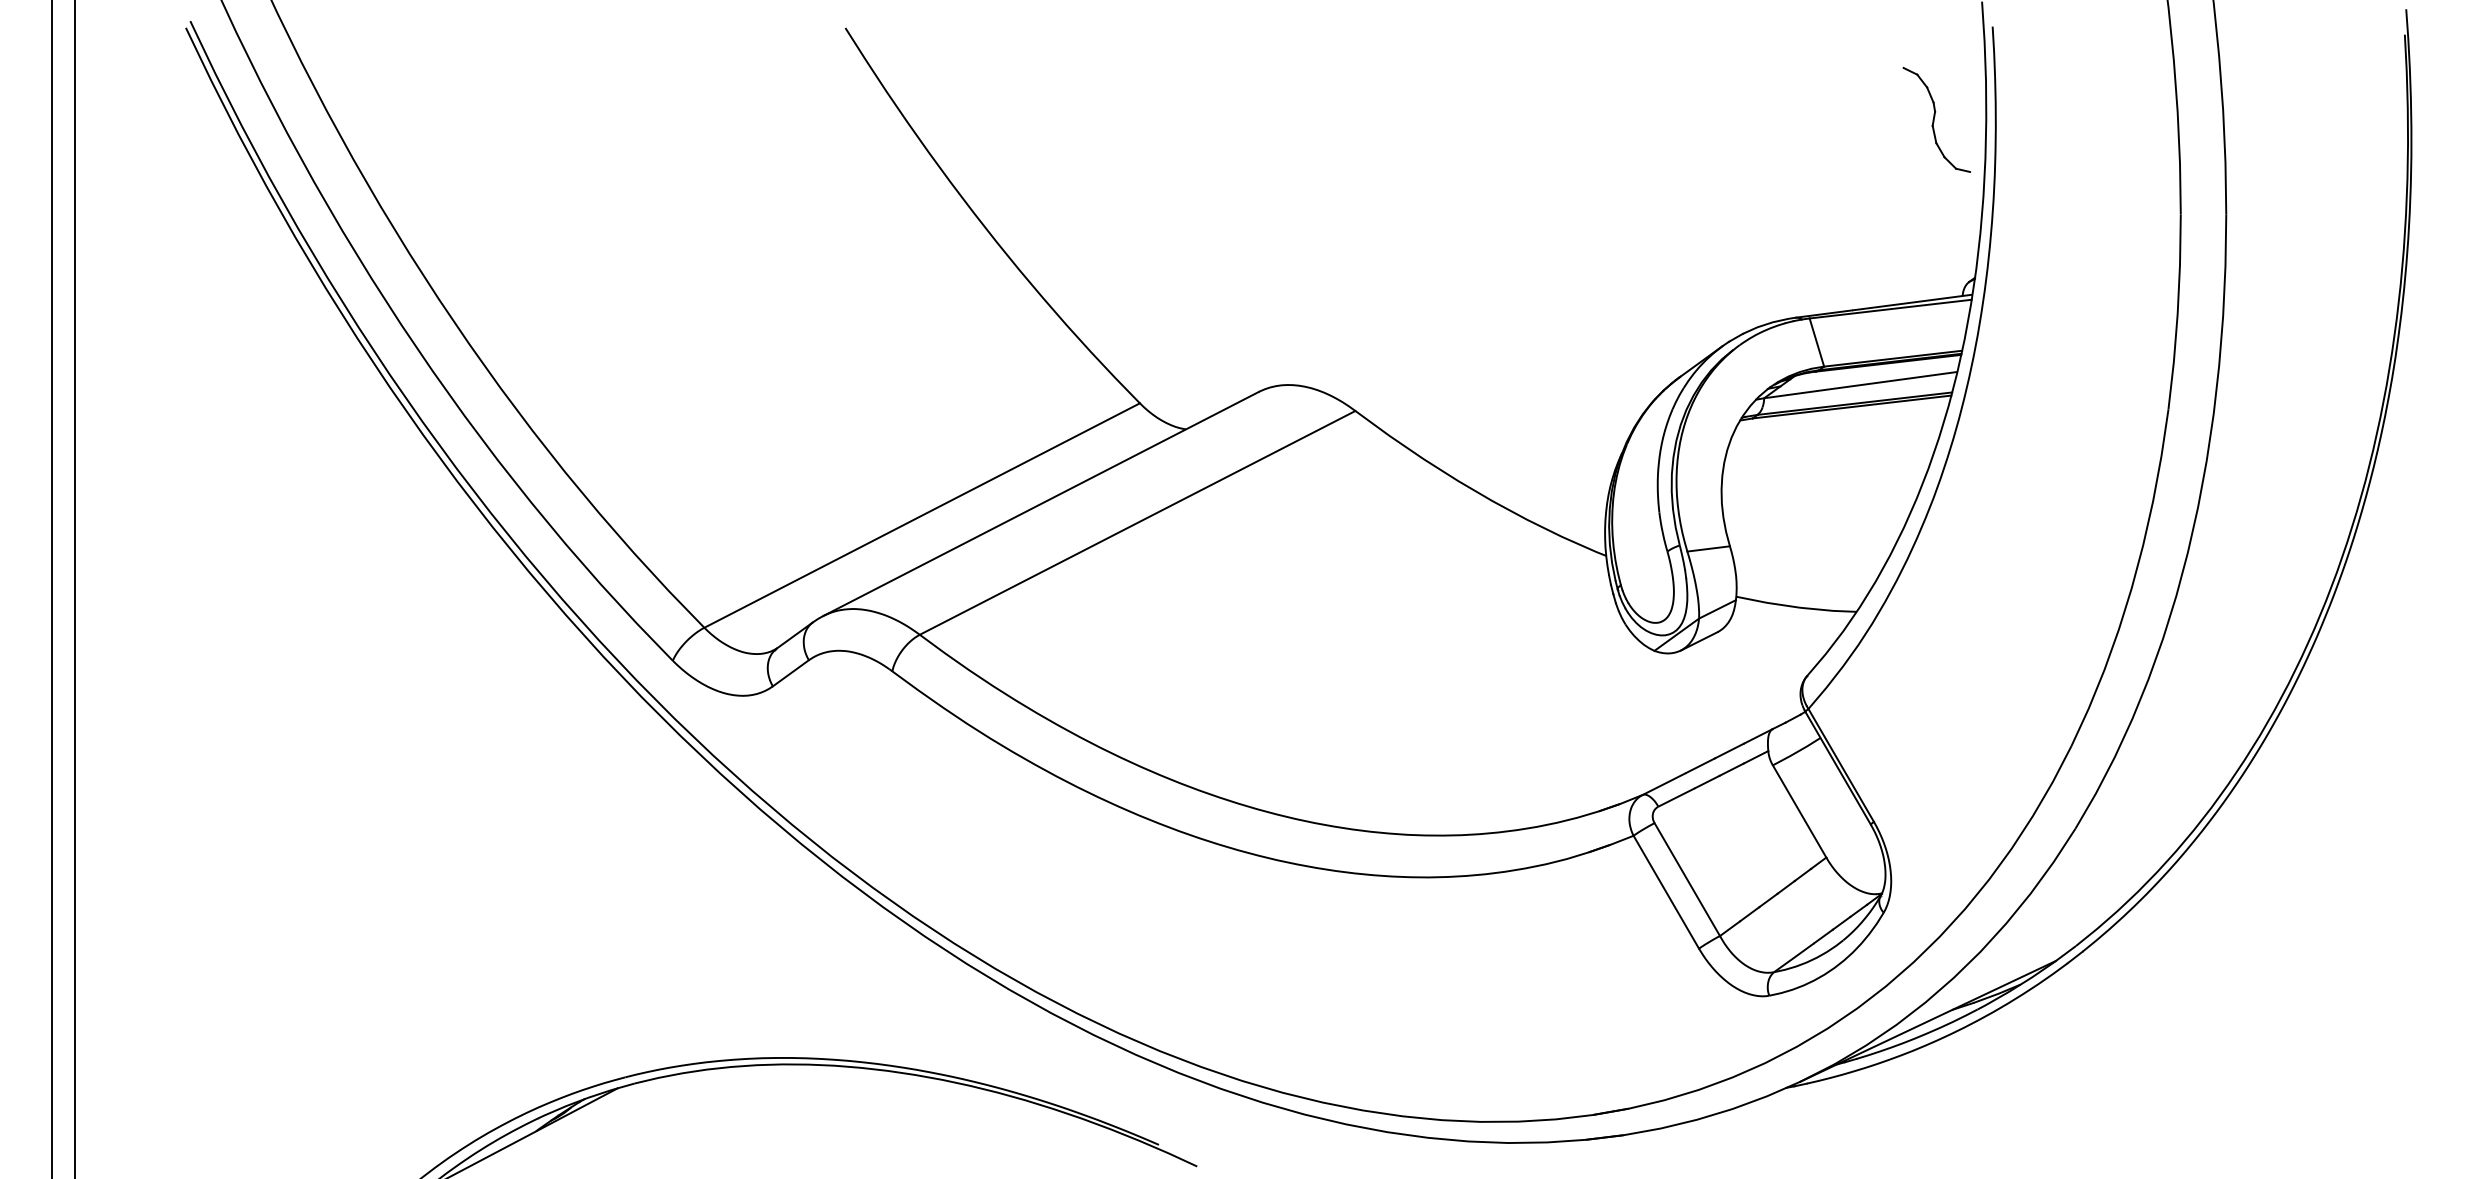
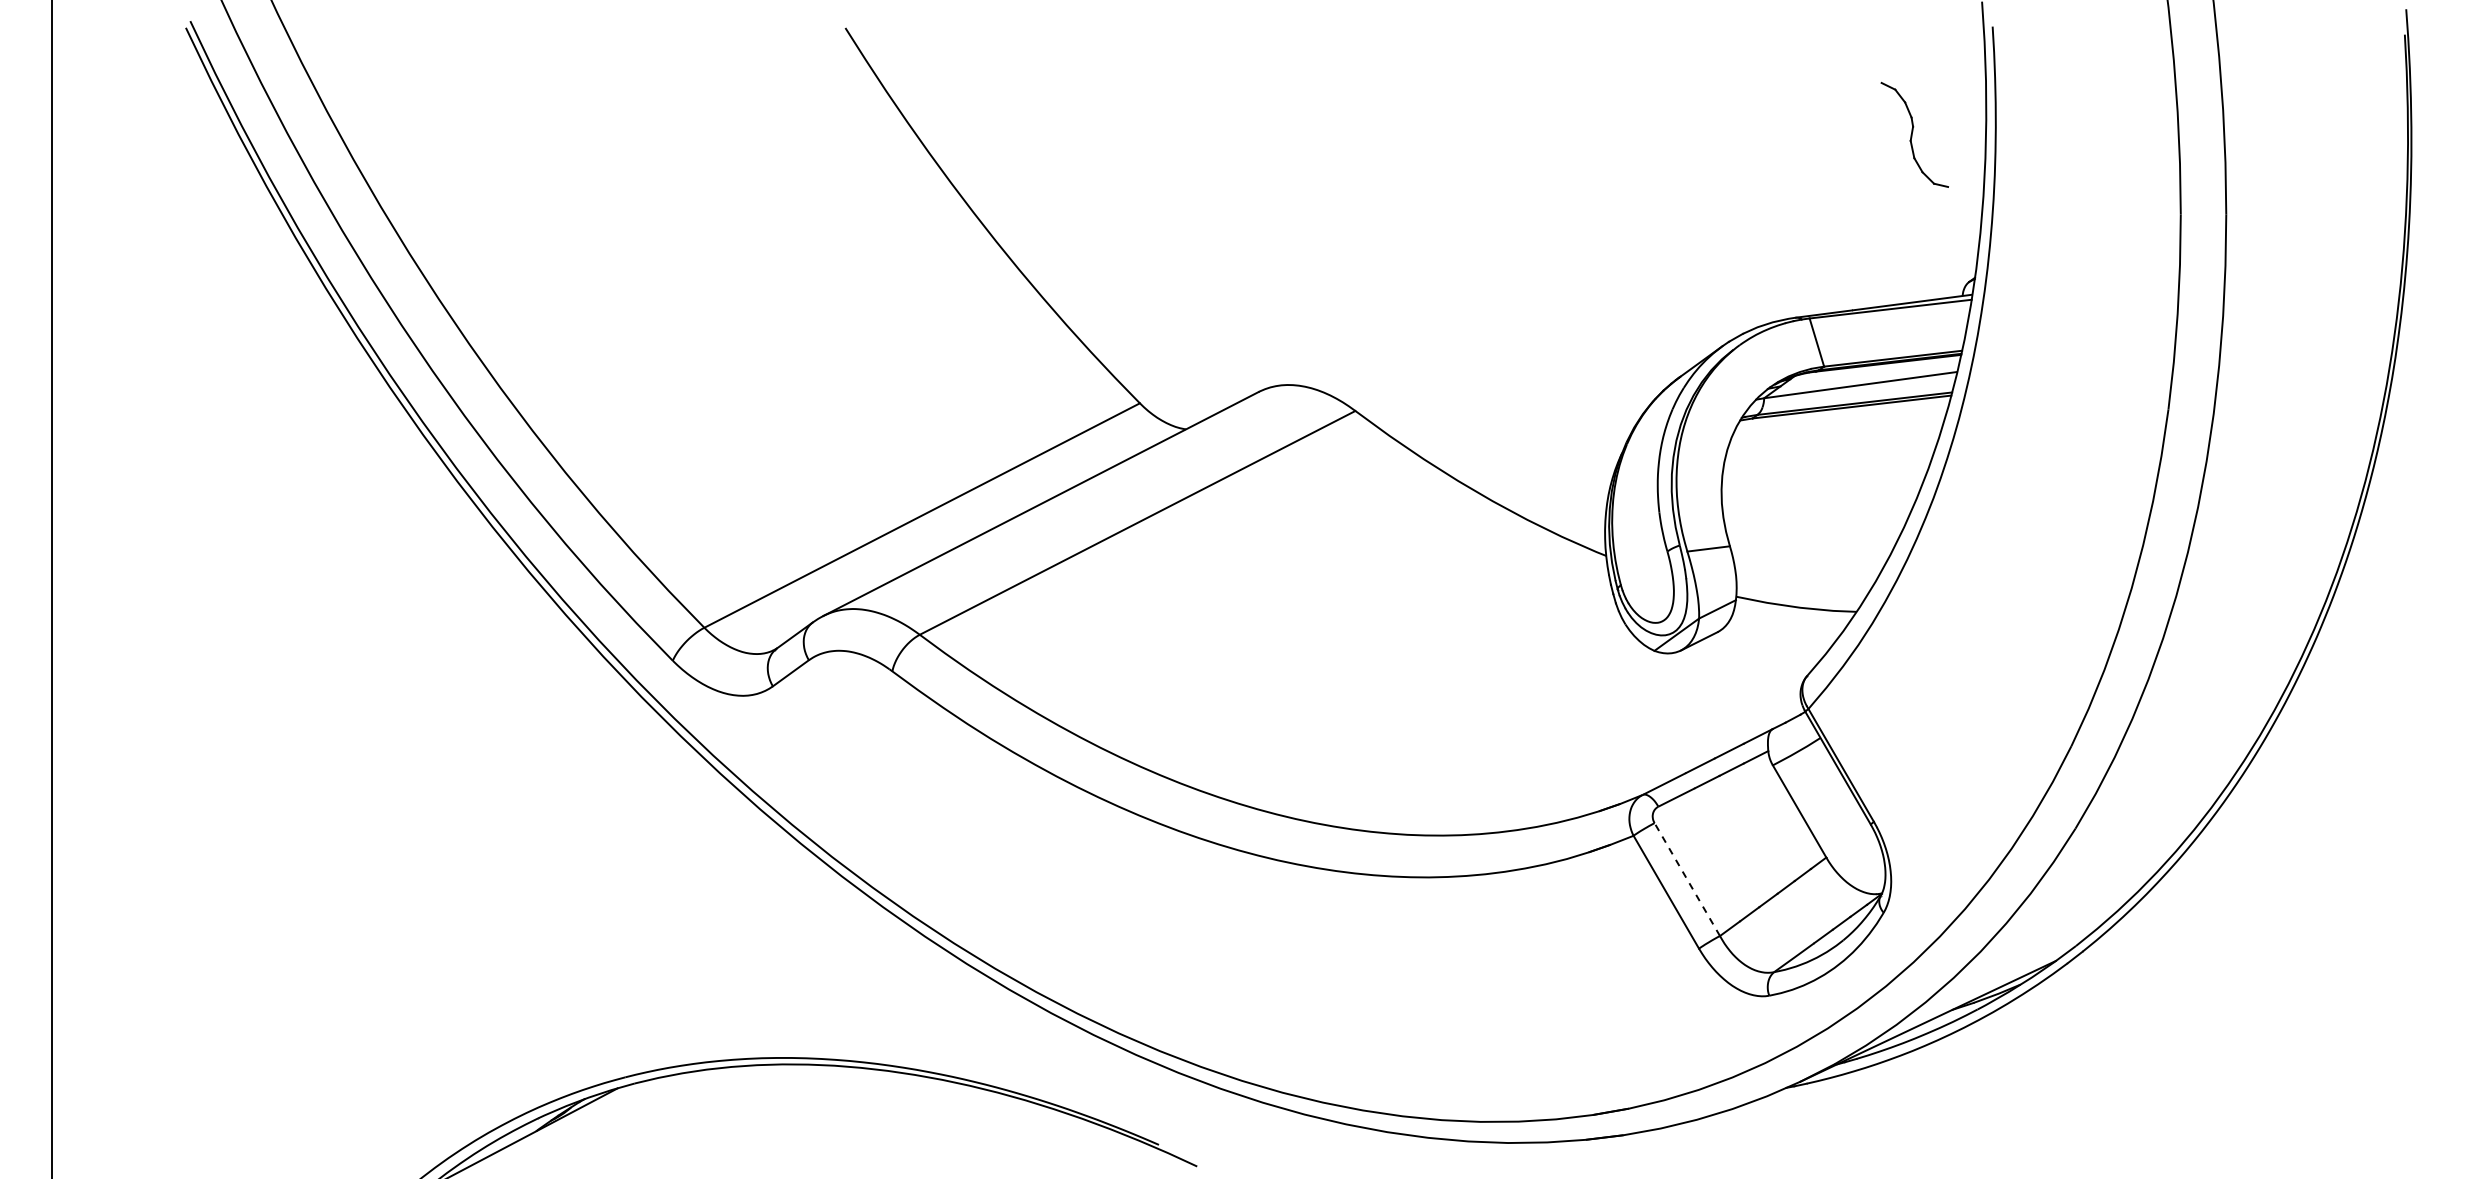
part position: (1936, 119) -> (1914, 134) (1914, 134)
line: present -> none (74, 588)
line: solid -> dashed (1687, 879)
